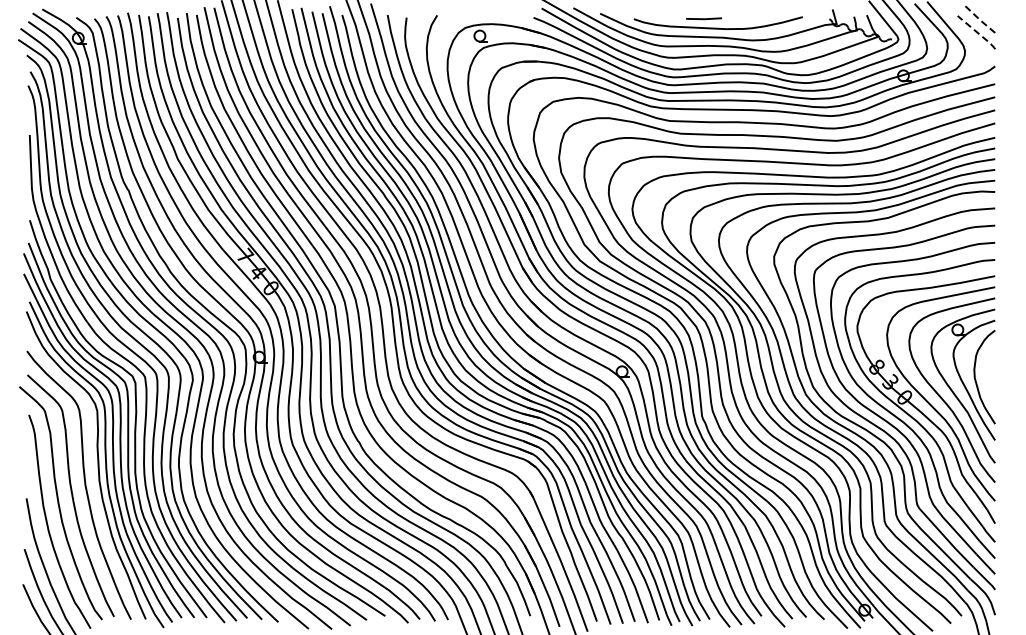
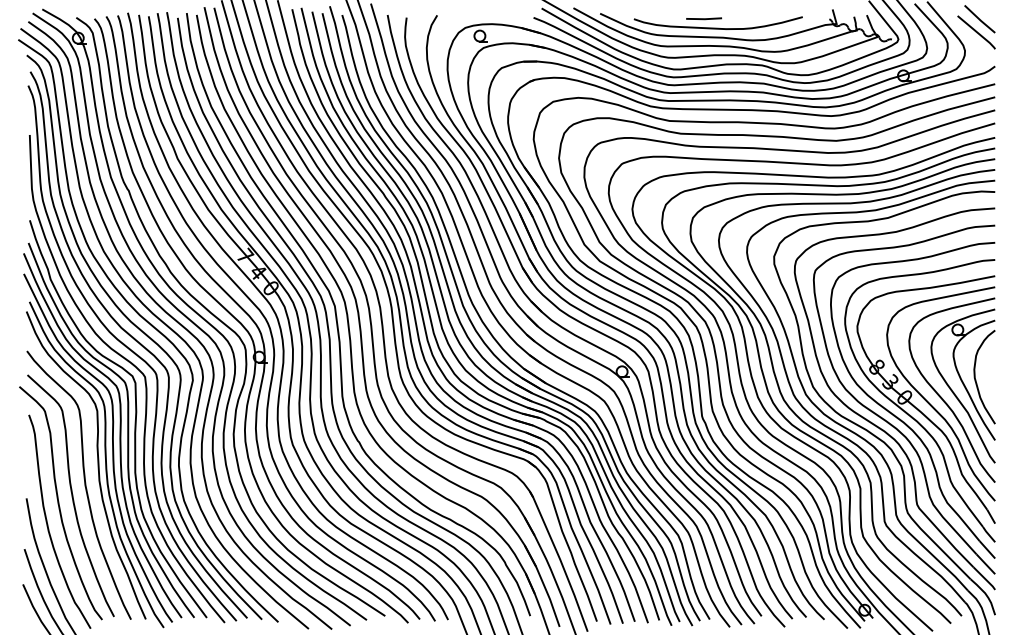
line: dashed -> solid (979, 19)
line: dashed -> solid (977, 32)
